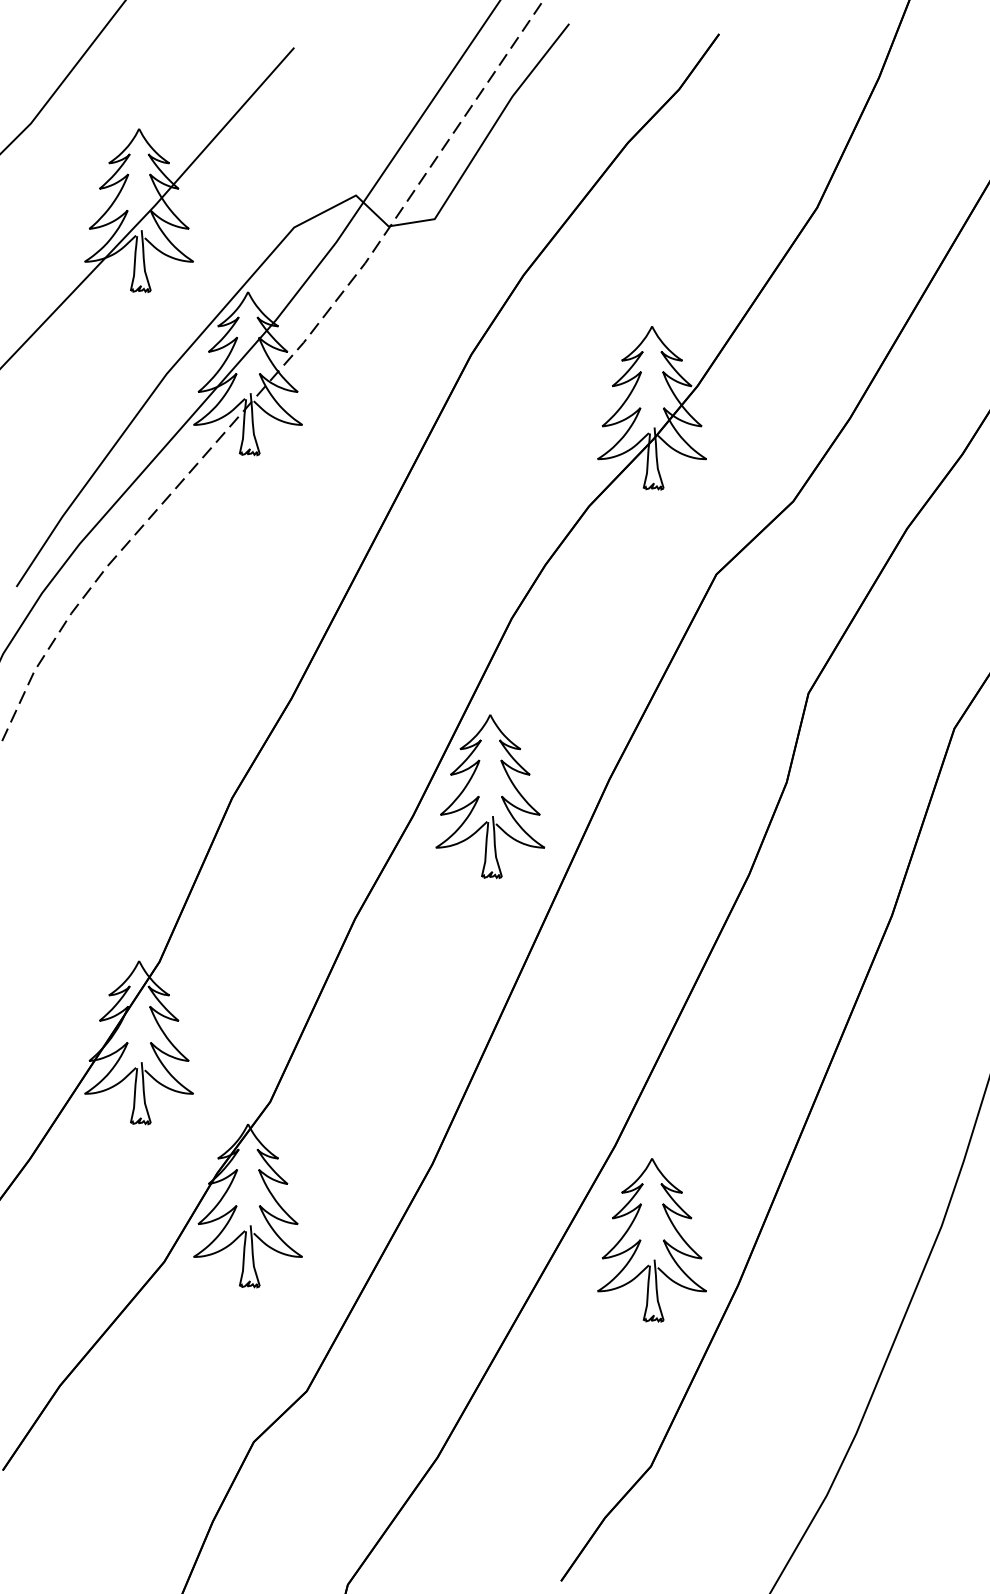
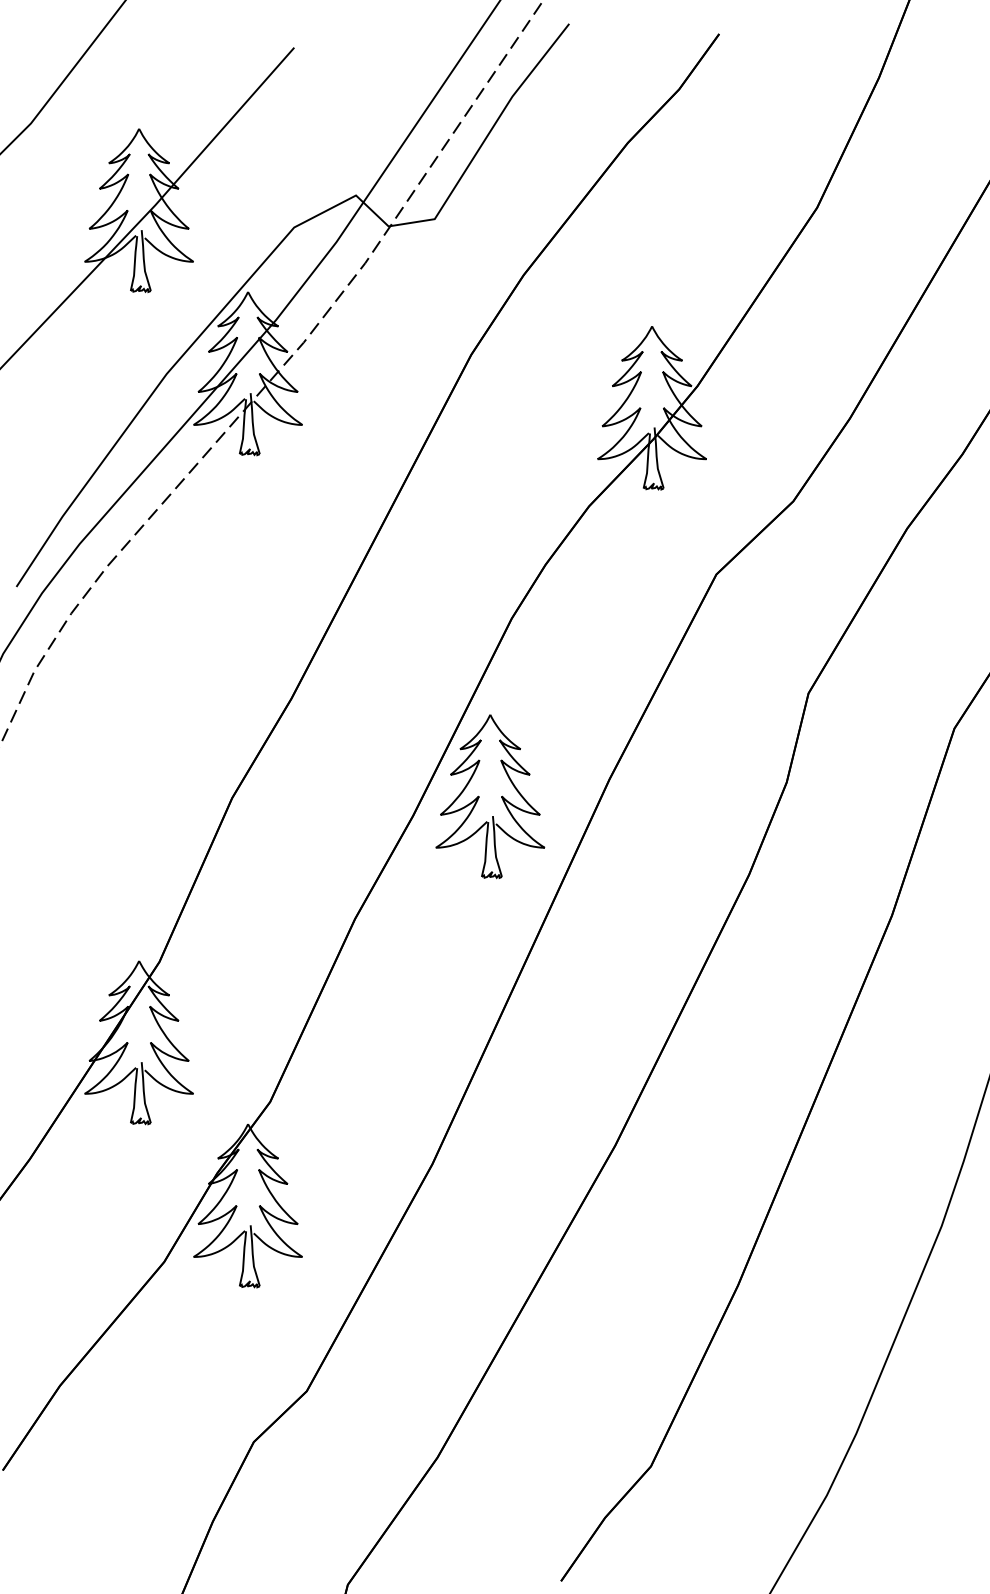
part: present -> none (651, 1240)
